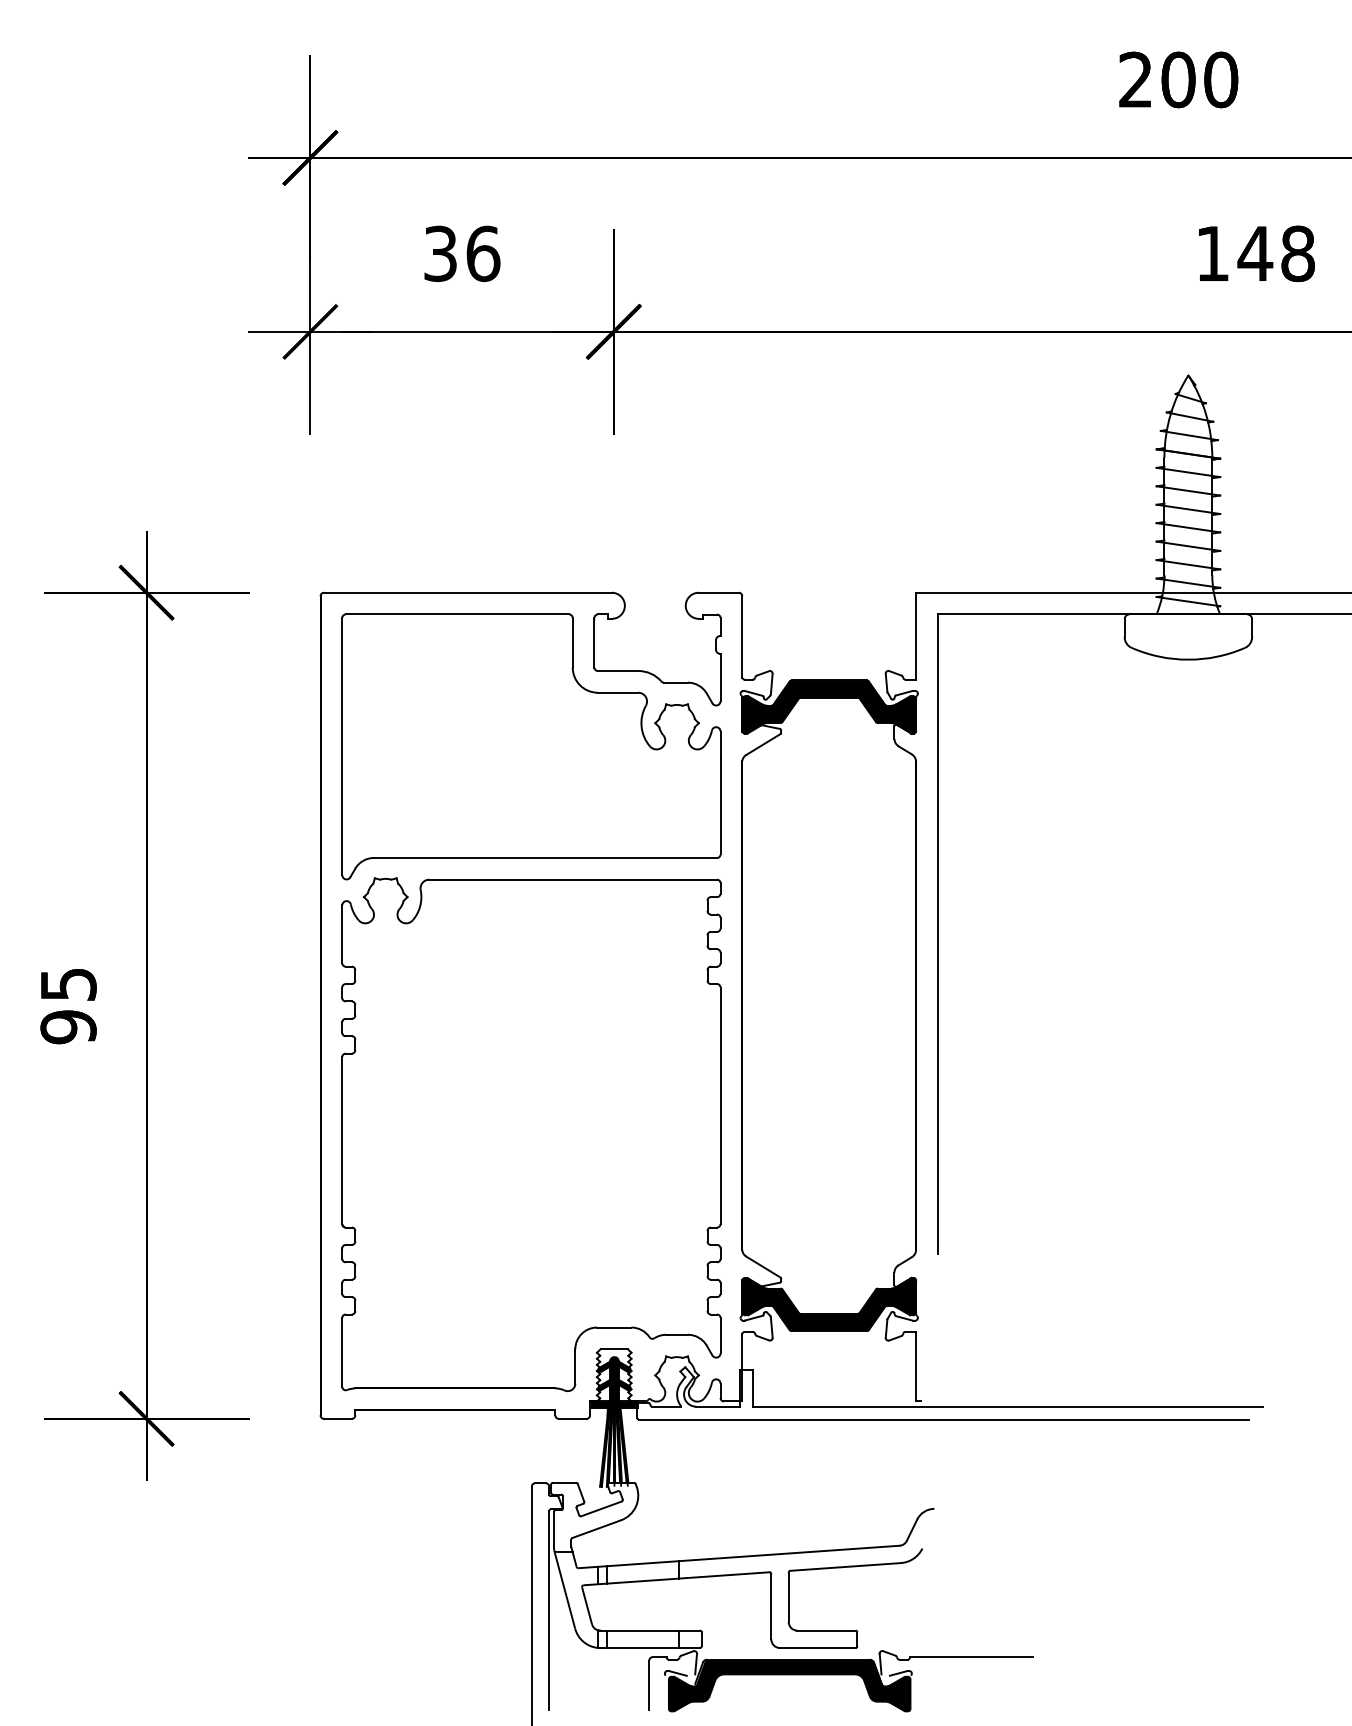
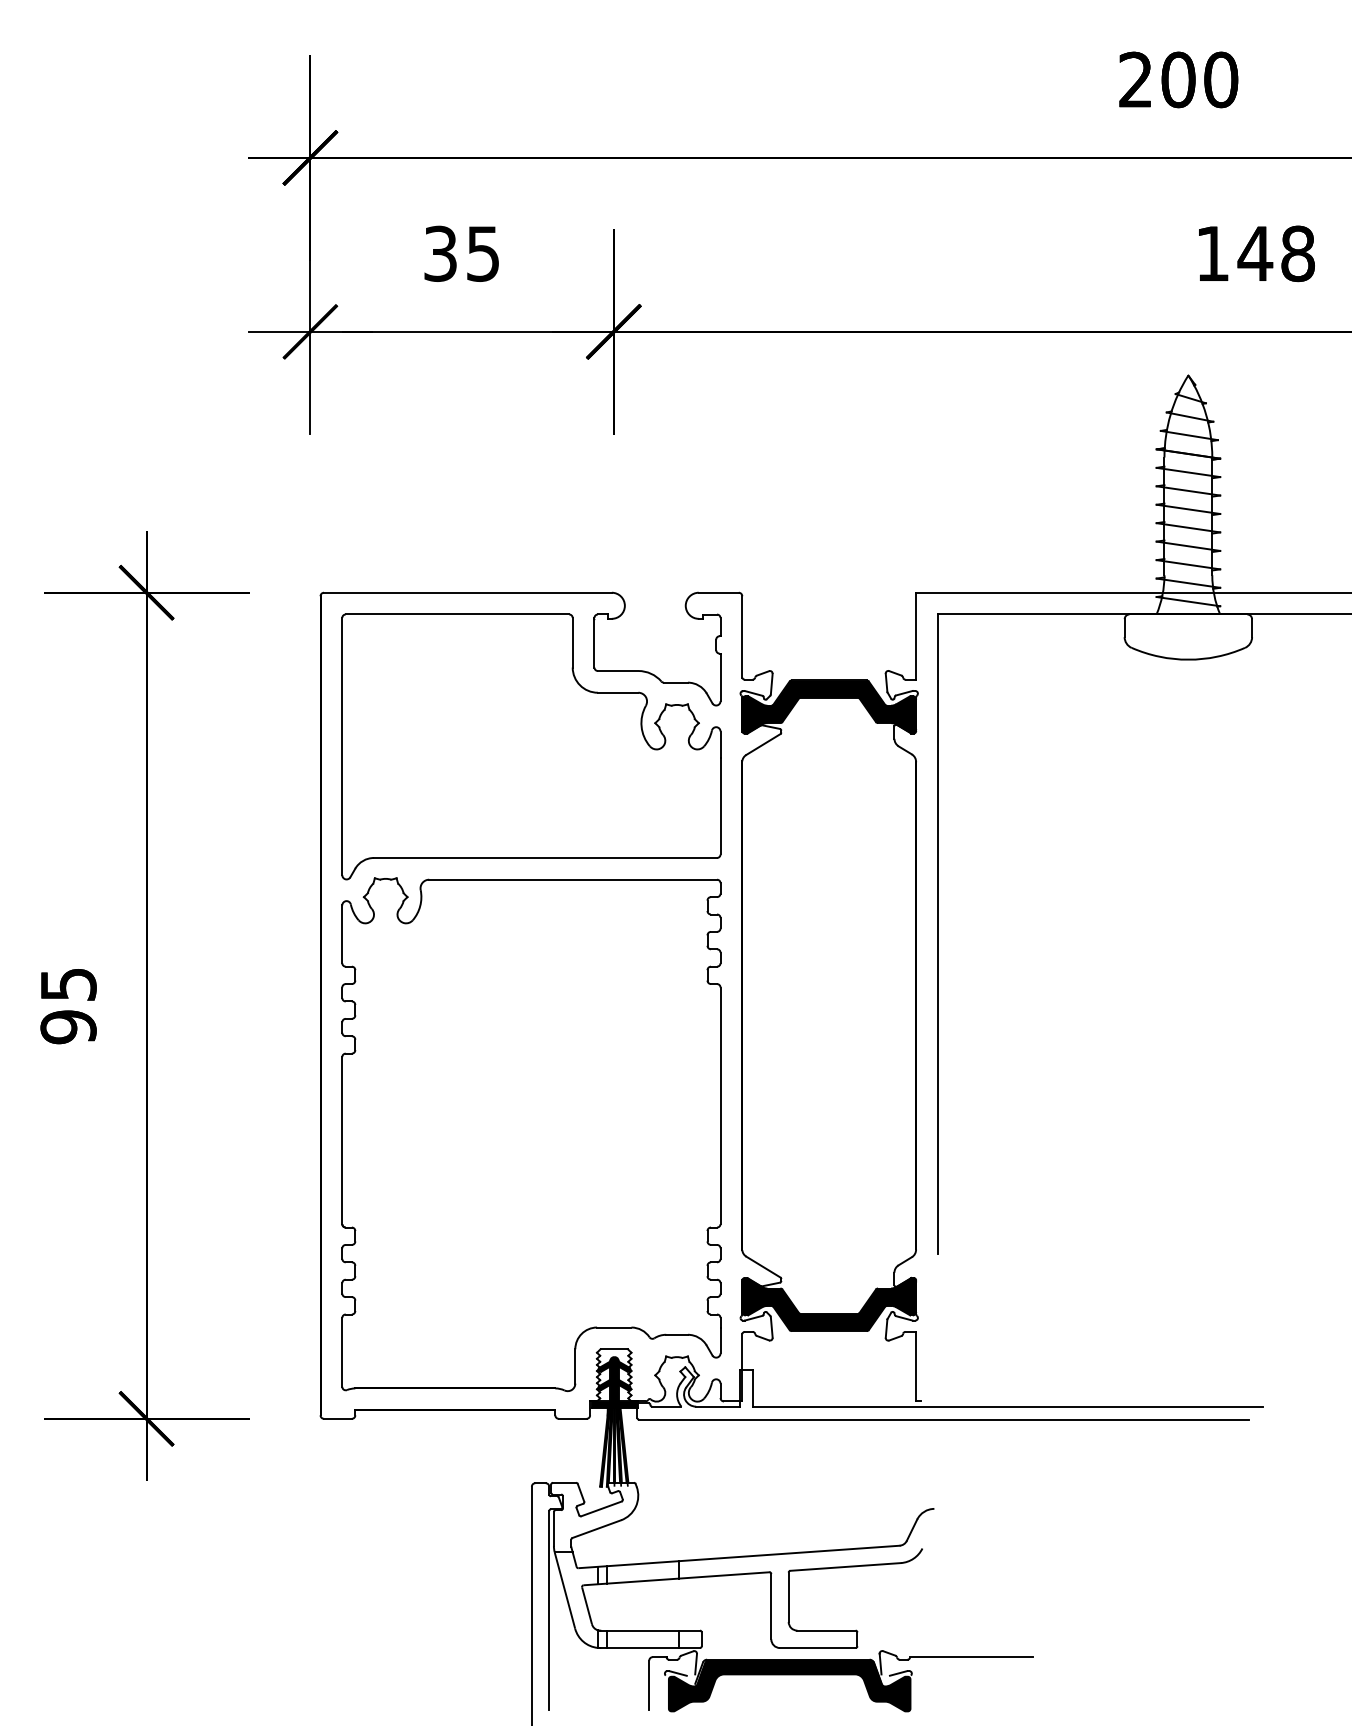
text: 36 -> 35 (483, 253)
